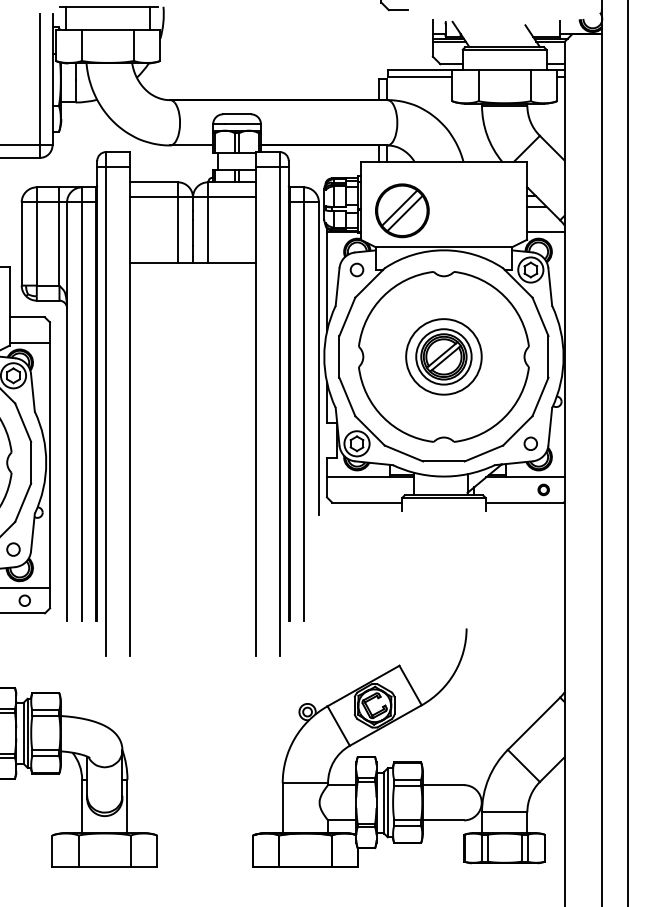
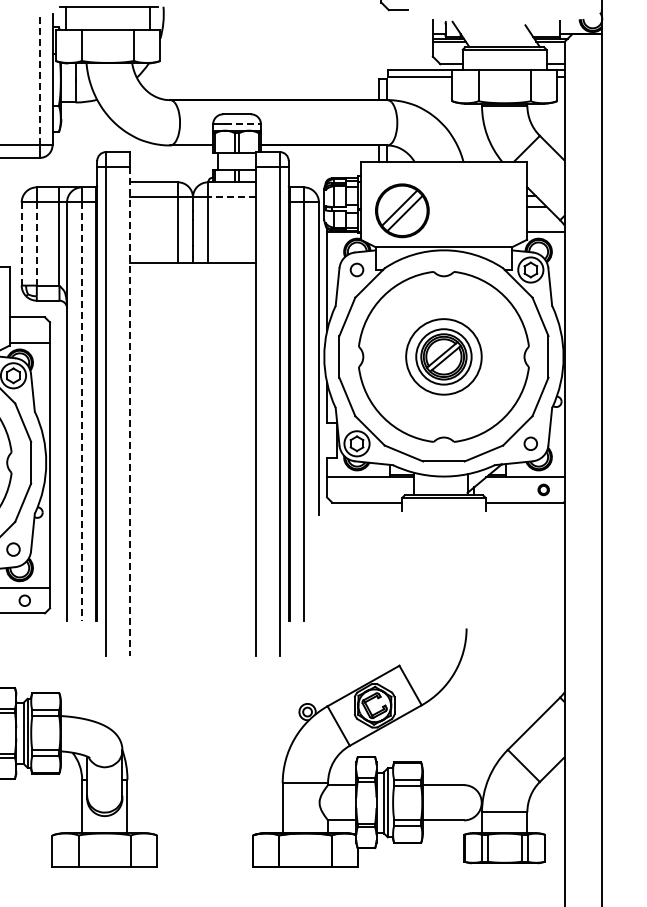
line: solid -> dashed (39, 79)
line: solid -> dashed (243, 124)
line: solid -> dashed (232, 197)
line: solid -> dashed (21, 244)
line: solid -> dashed (36, 244)
line: solid -> dashed (82, 412)
line: solid -> dashed (130, 412)
line: present -> none (627, 452)
